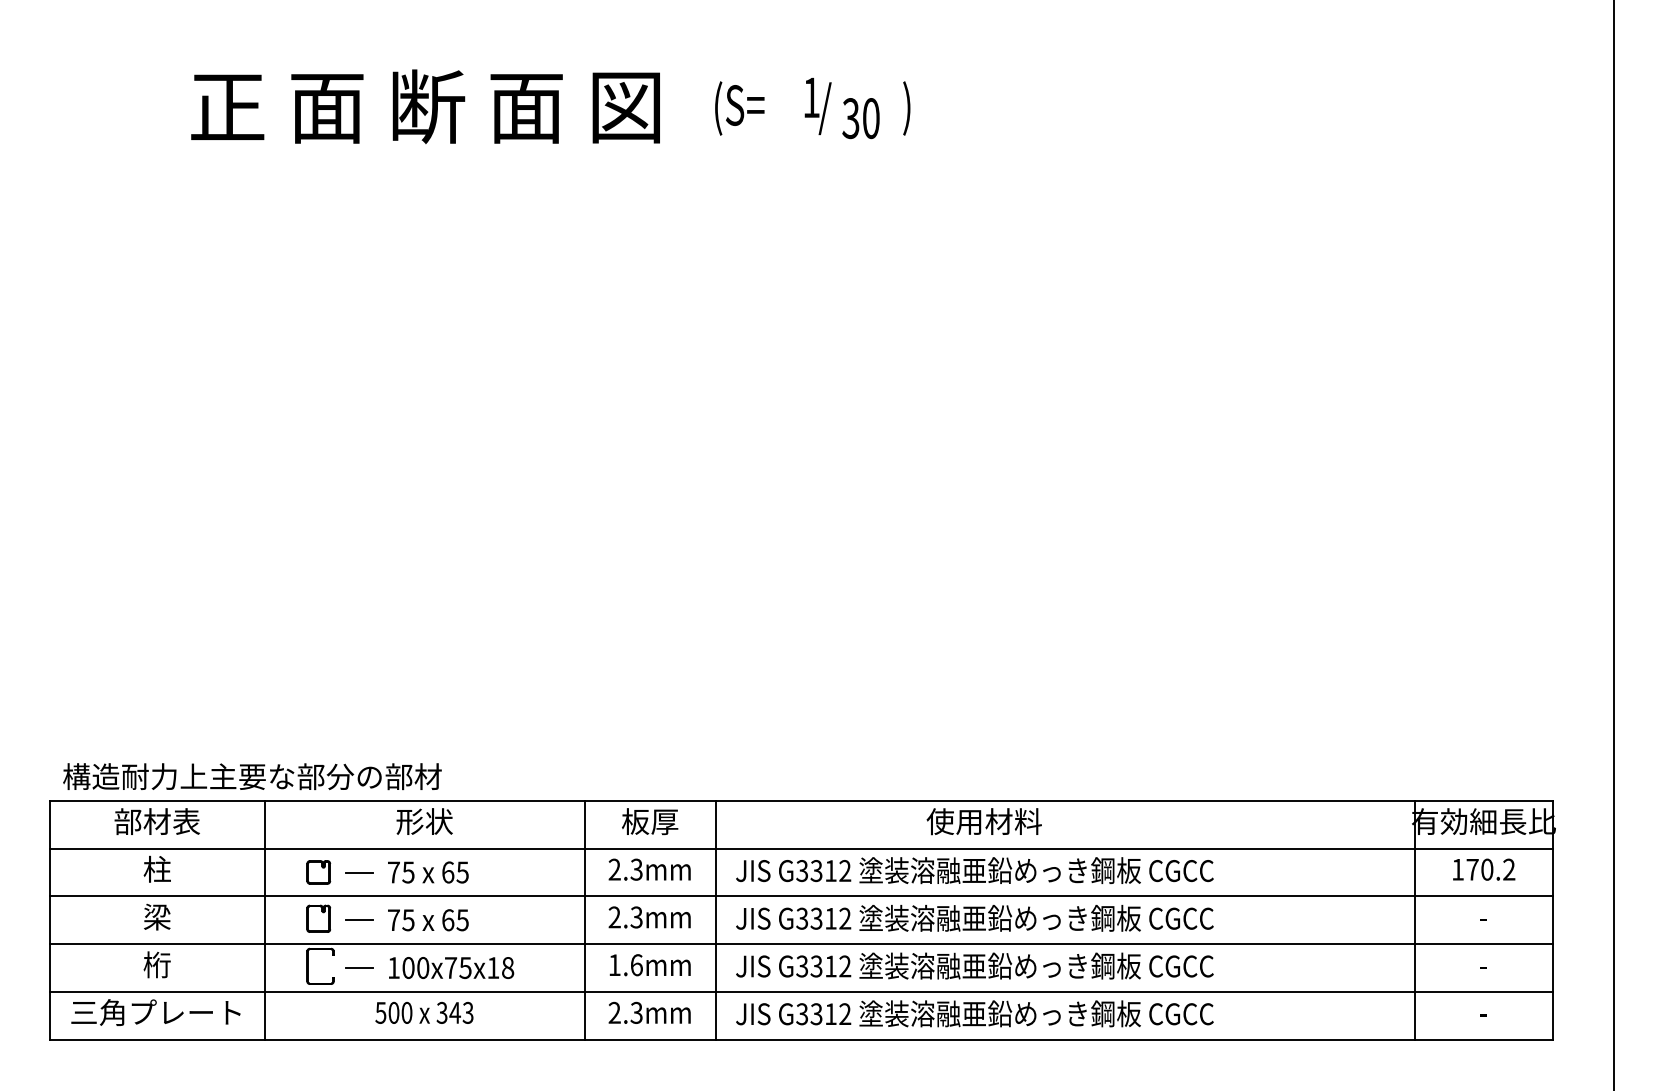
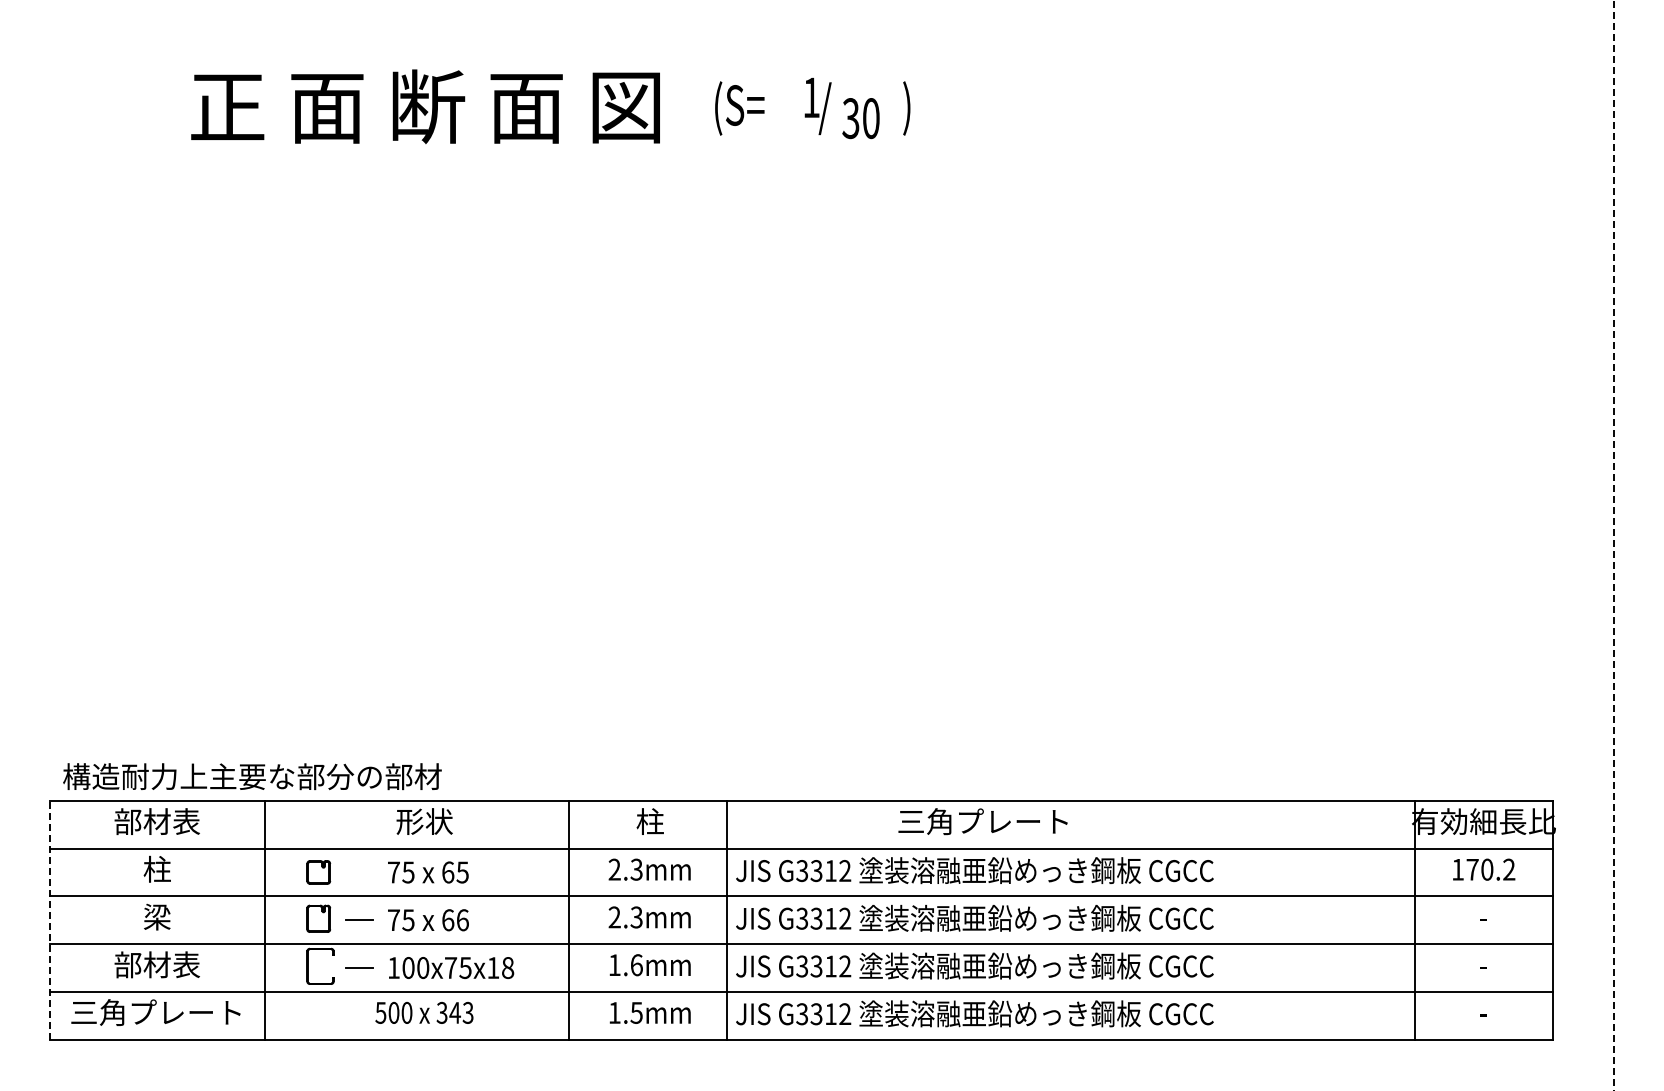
line: solid -> dashed (1614, 545)
text: 板厚 -> 柱 (650, 821)
text: 使用材料 -> 三角プレート (982, 821)
line: present -> none (359, 872)
line: solid -> dashed (49, 919)
line position: (584, 919) -> (568, 919) (568, 919)
line position: (715, 919) -> (726, 919) (726, 919)
text: 65 -> 66 (462, 920)
text: 桁 -> 部材表 (156, 964)
text: 2.3mm -> 1.5mm (625, 1012)
